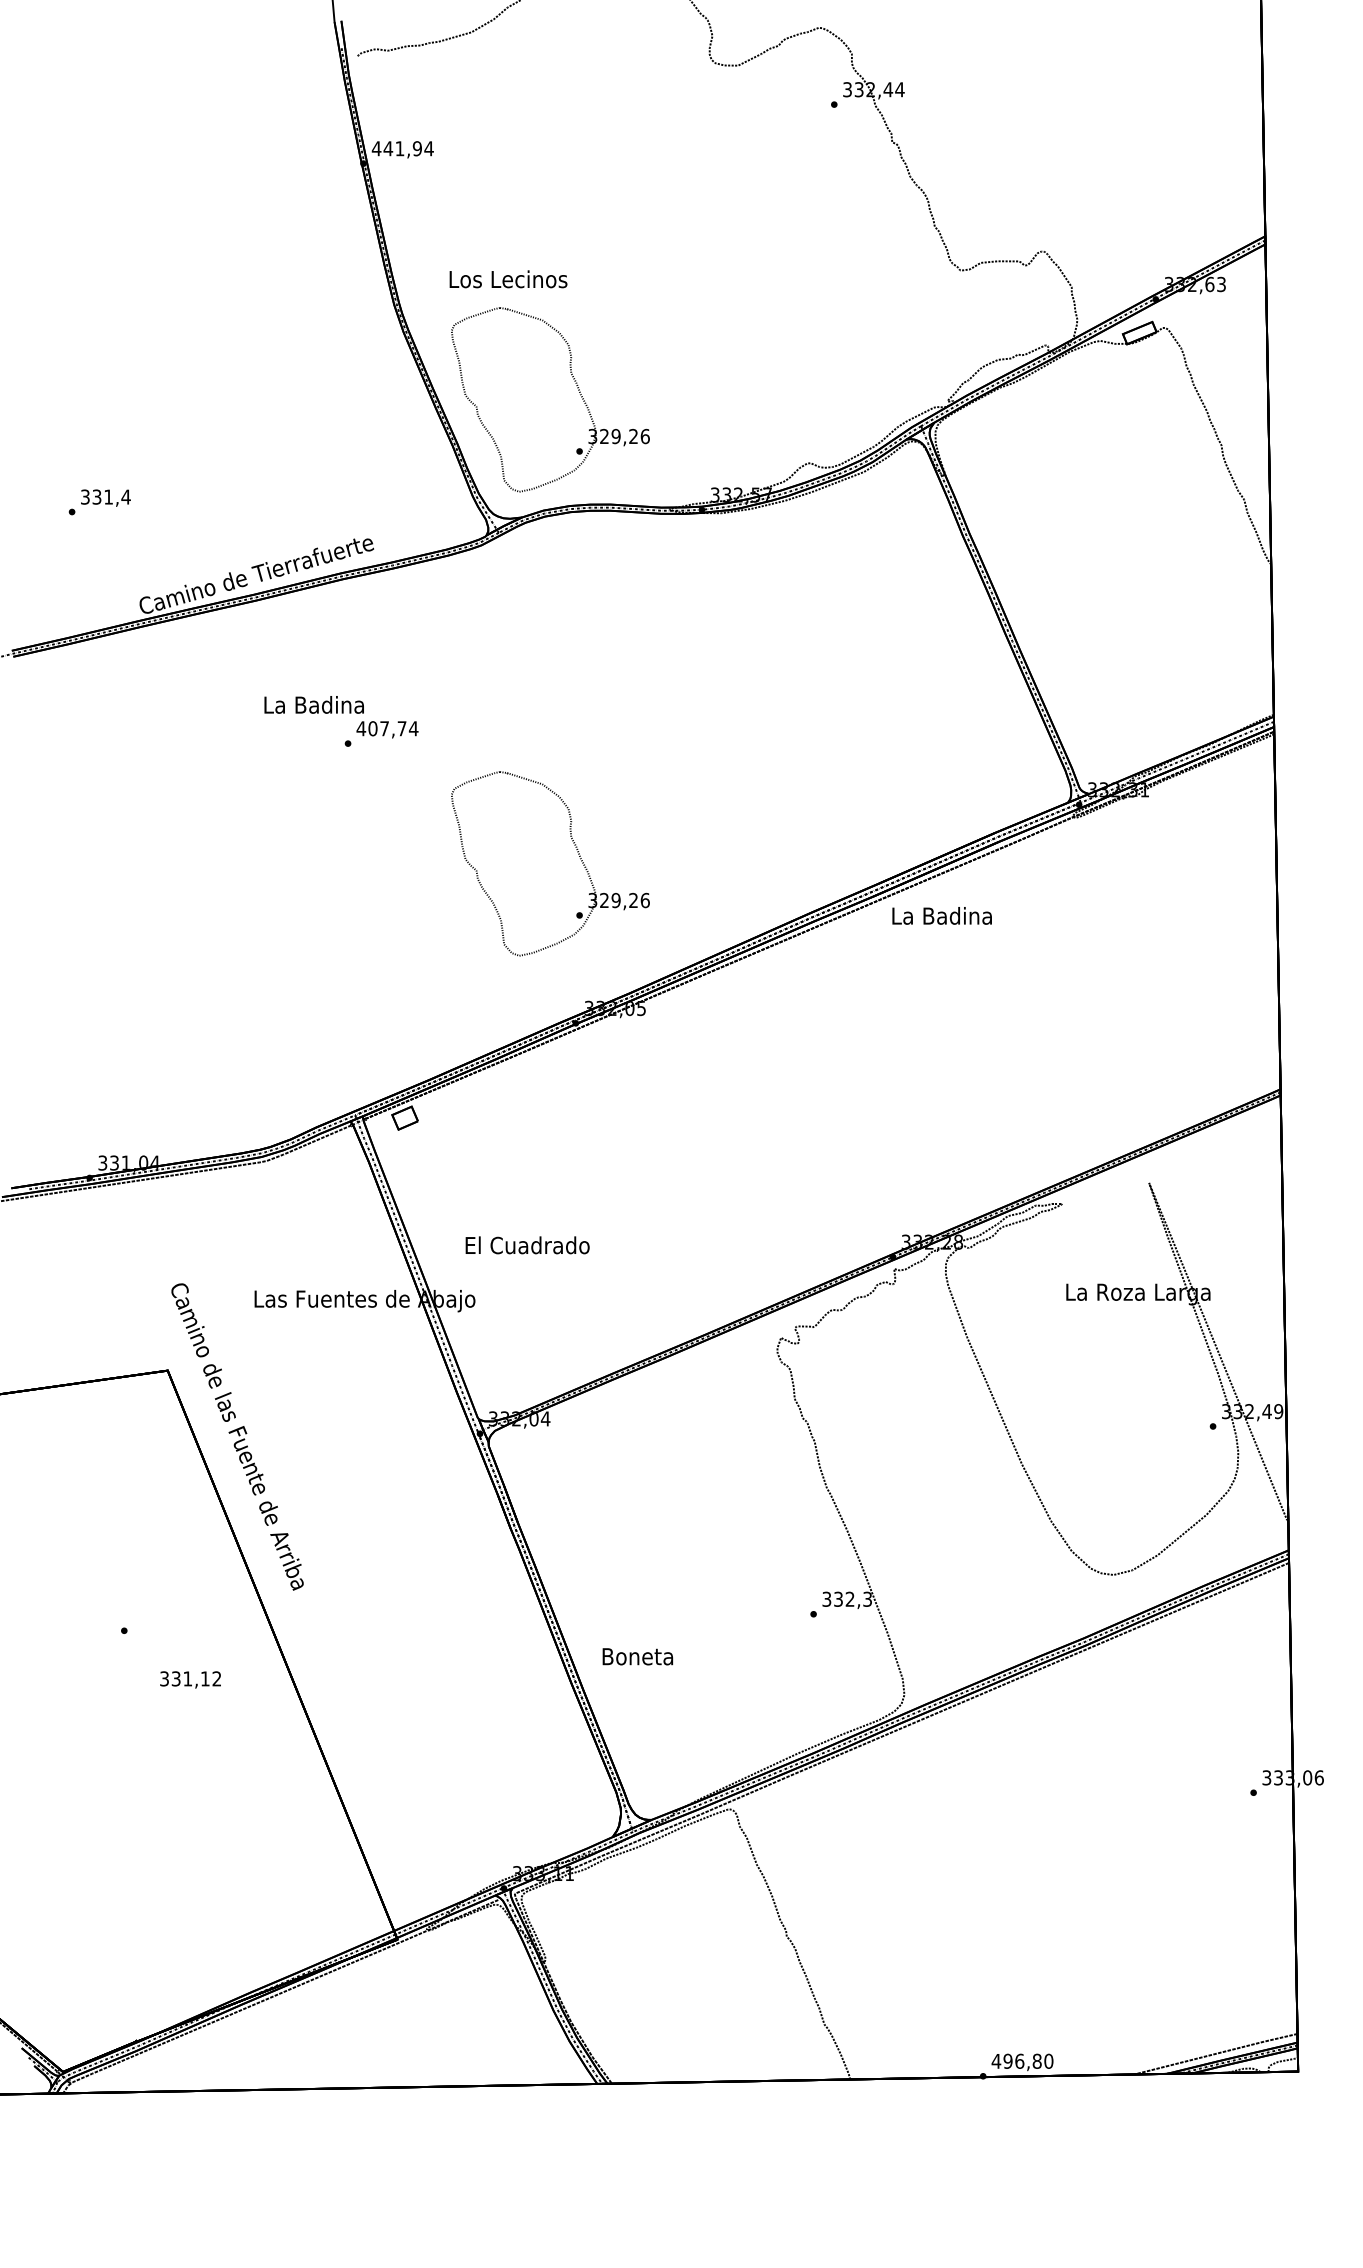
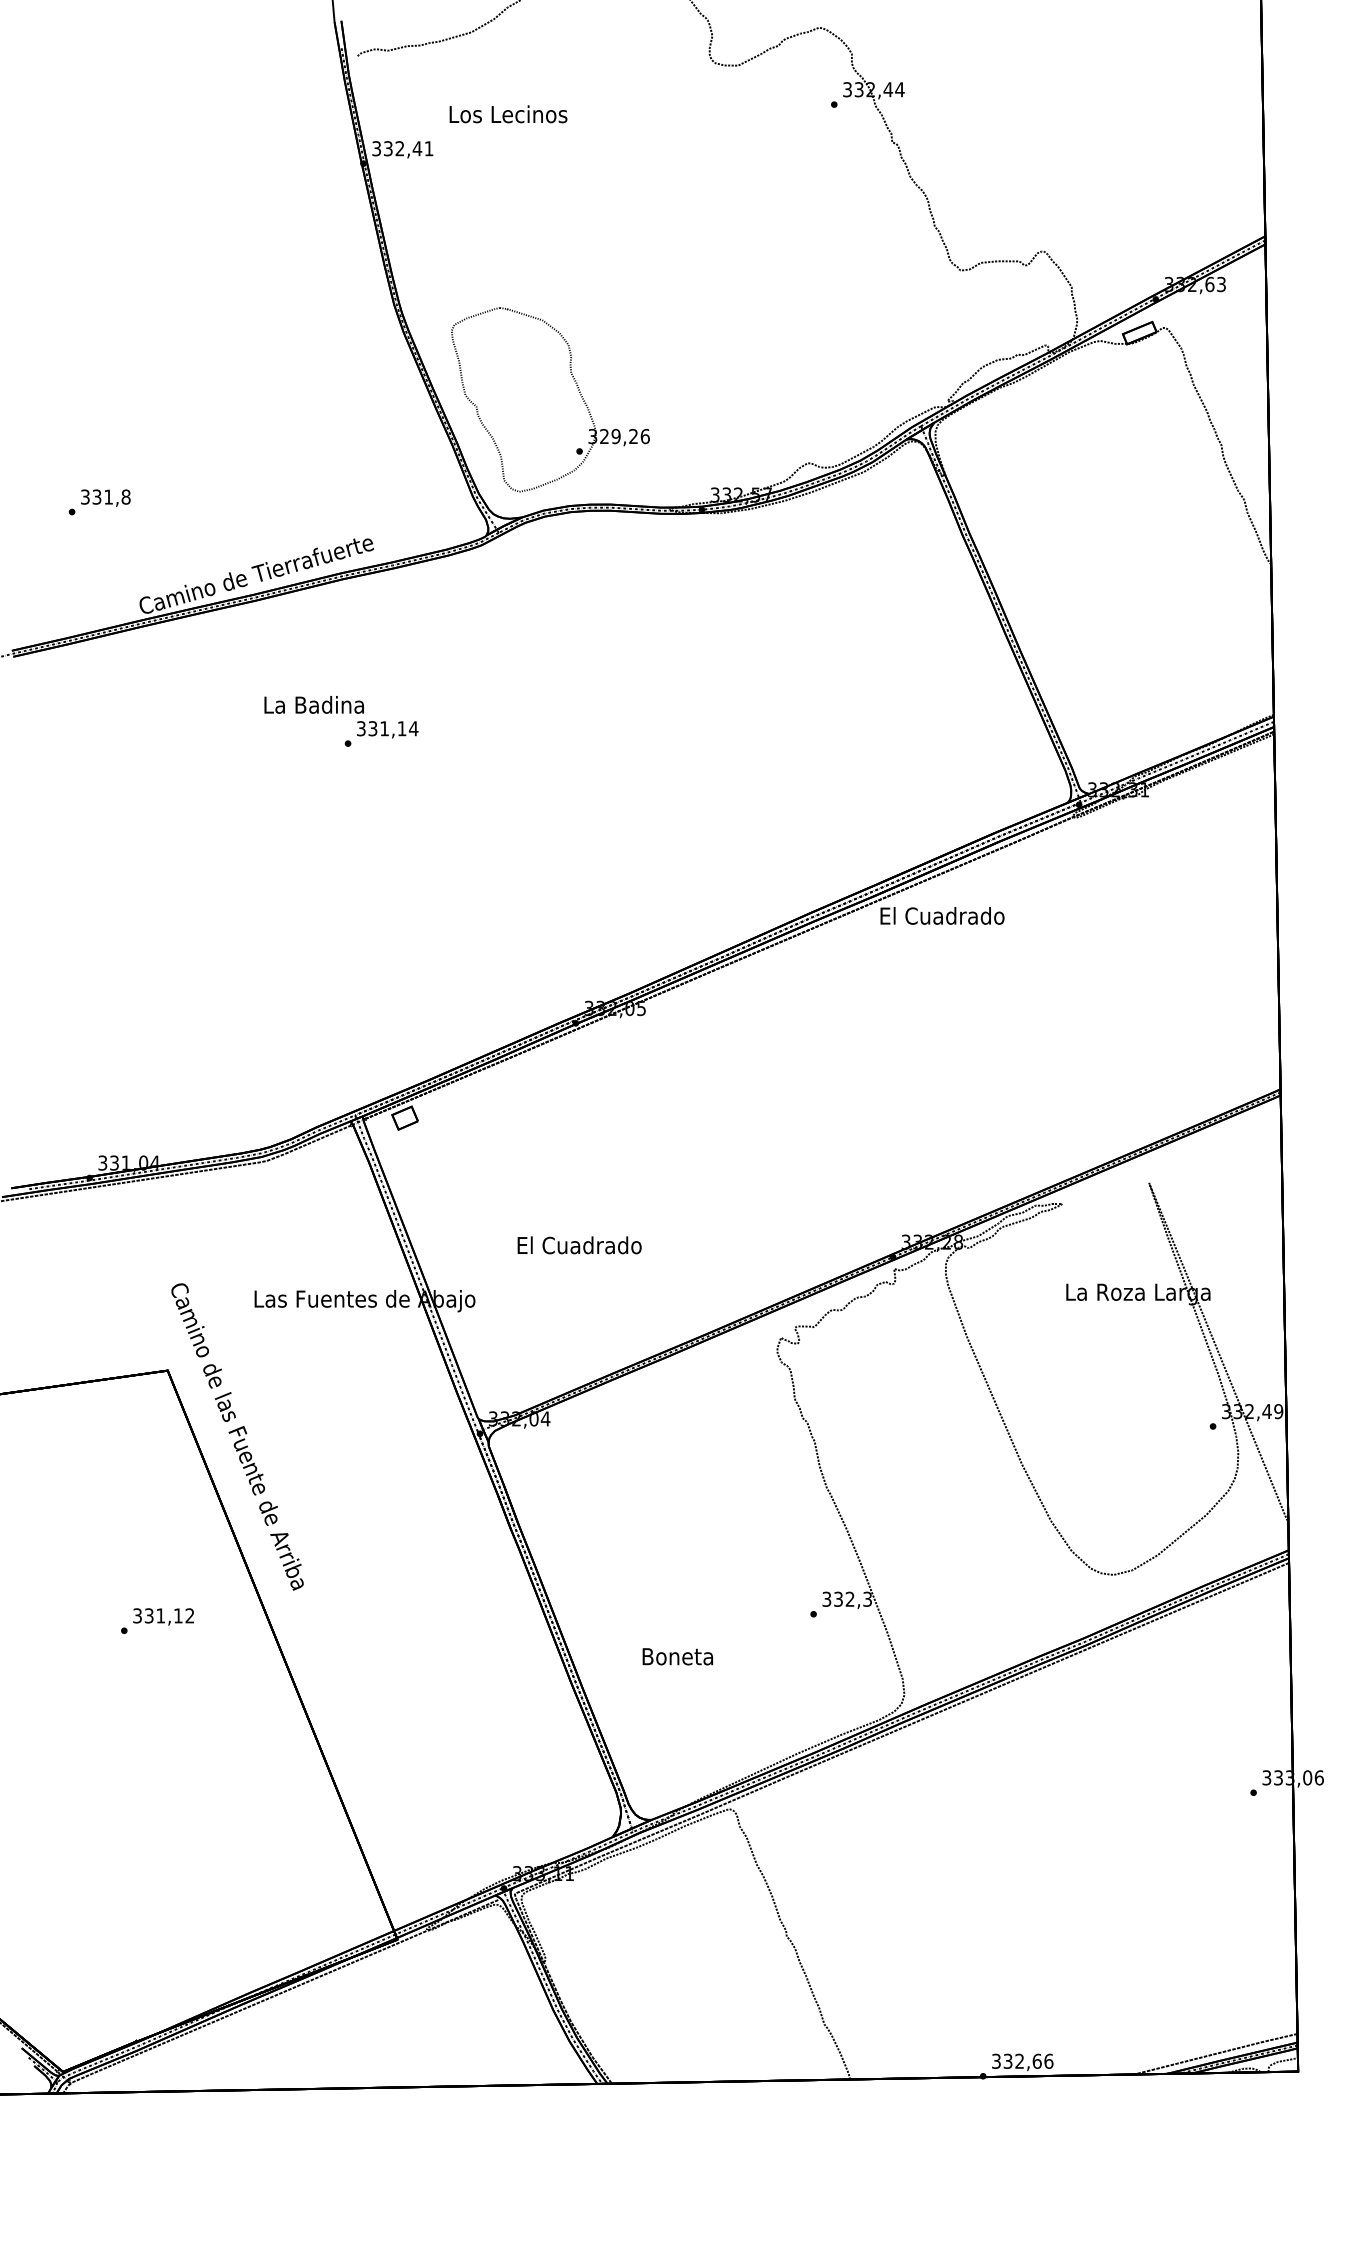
text: 441,94 -> 332,41 (402, 148)
text position: (508, 279) -> (508, 114) (508, 114)
text: 331,4 -> 331,8 (125, 496)
text: 407,74 -> 331,14 (381, 728)
part: present -> none (577, 852)
text: La Badina -> El Cuadrado (942, 915)
text position: (527, 1245) -> (579, 1245) (579, 1245)
text position: (637, 1656) -> (677, 1656) (677, 1656)
text position: (190, 1679) -> (163, 1616) (163, 1616)
text: 496,80 -> 332,66 (1022, 2060)
